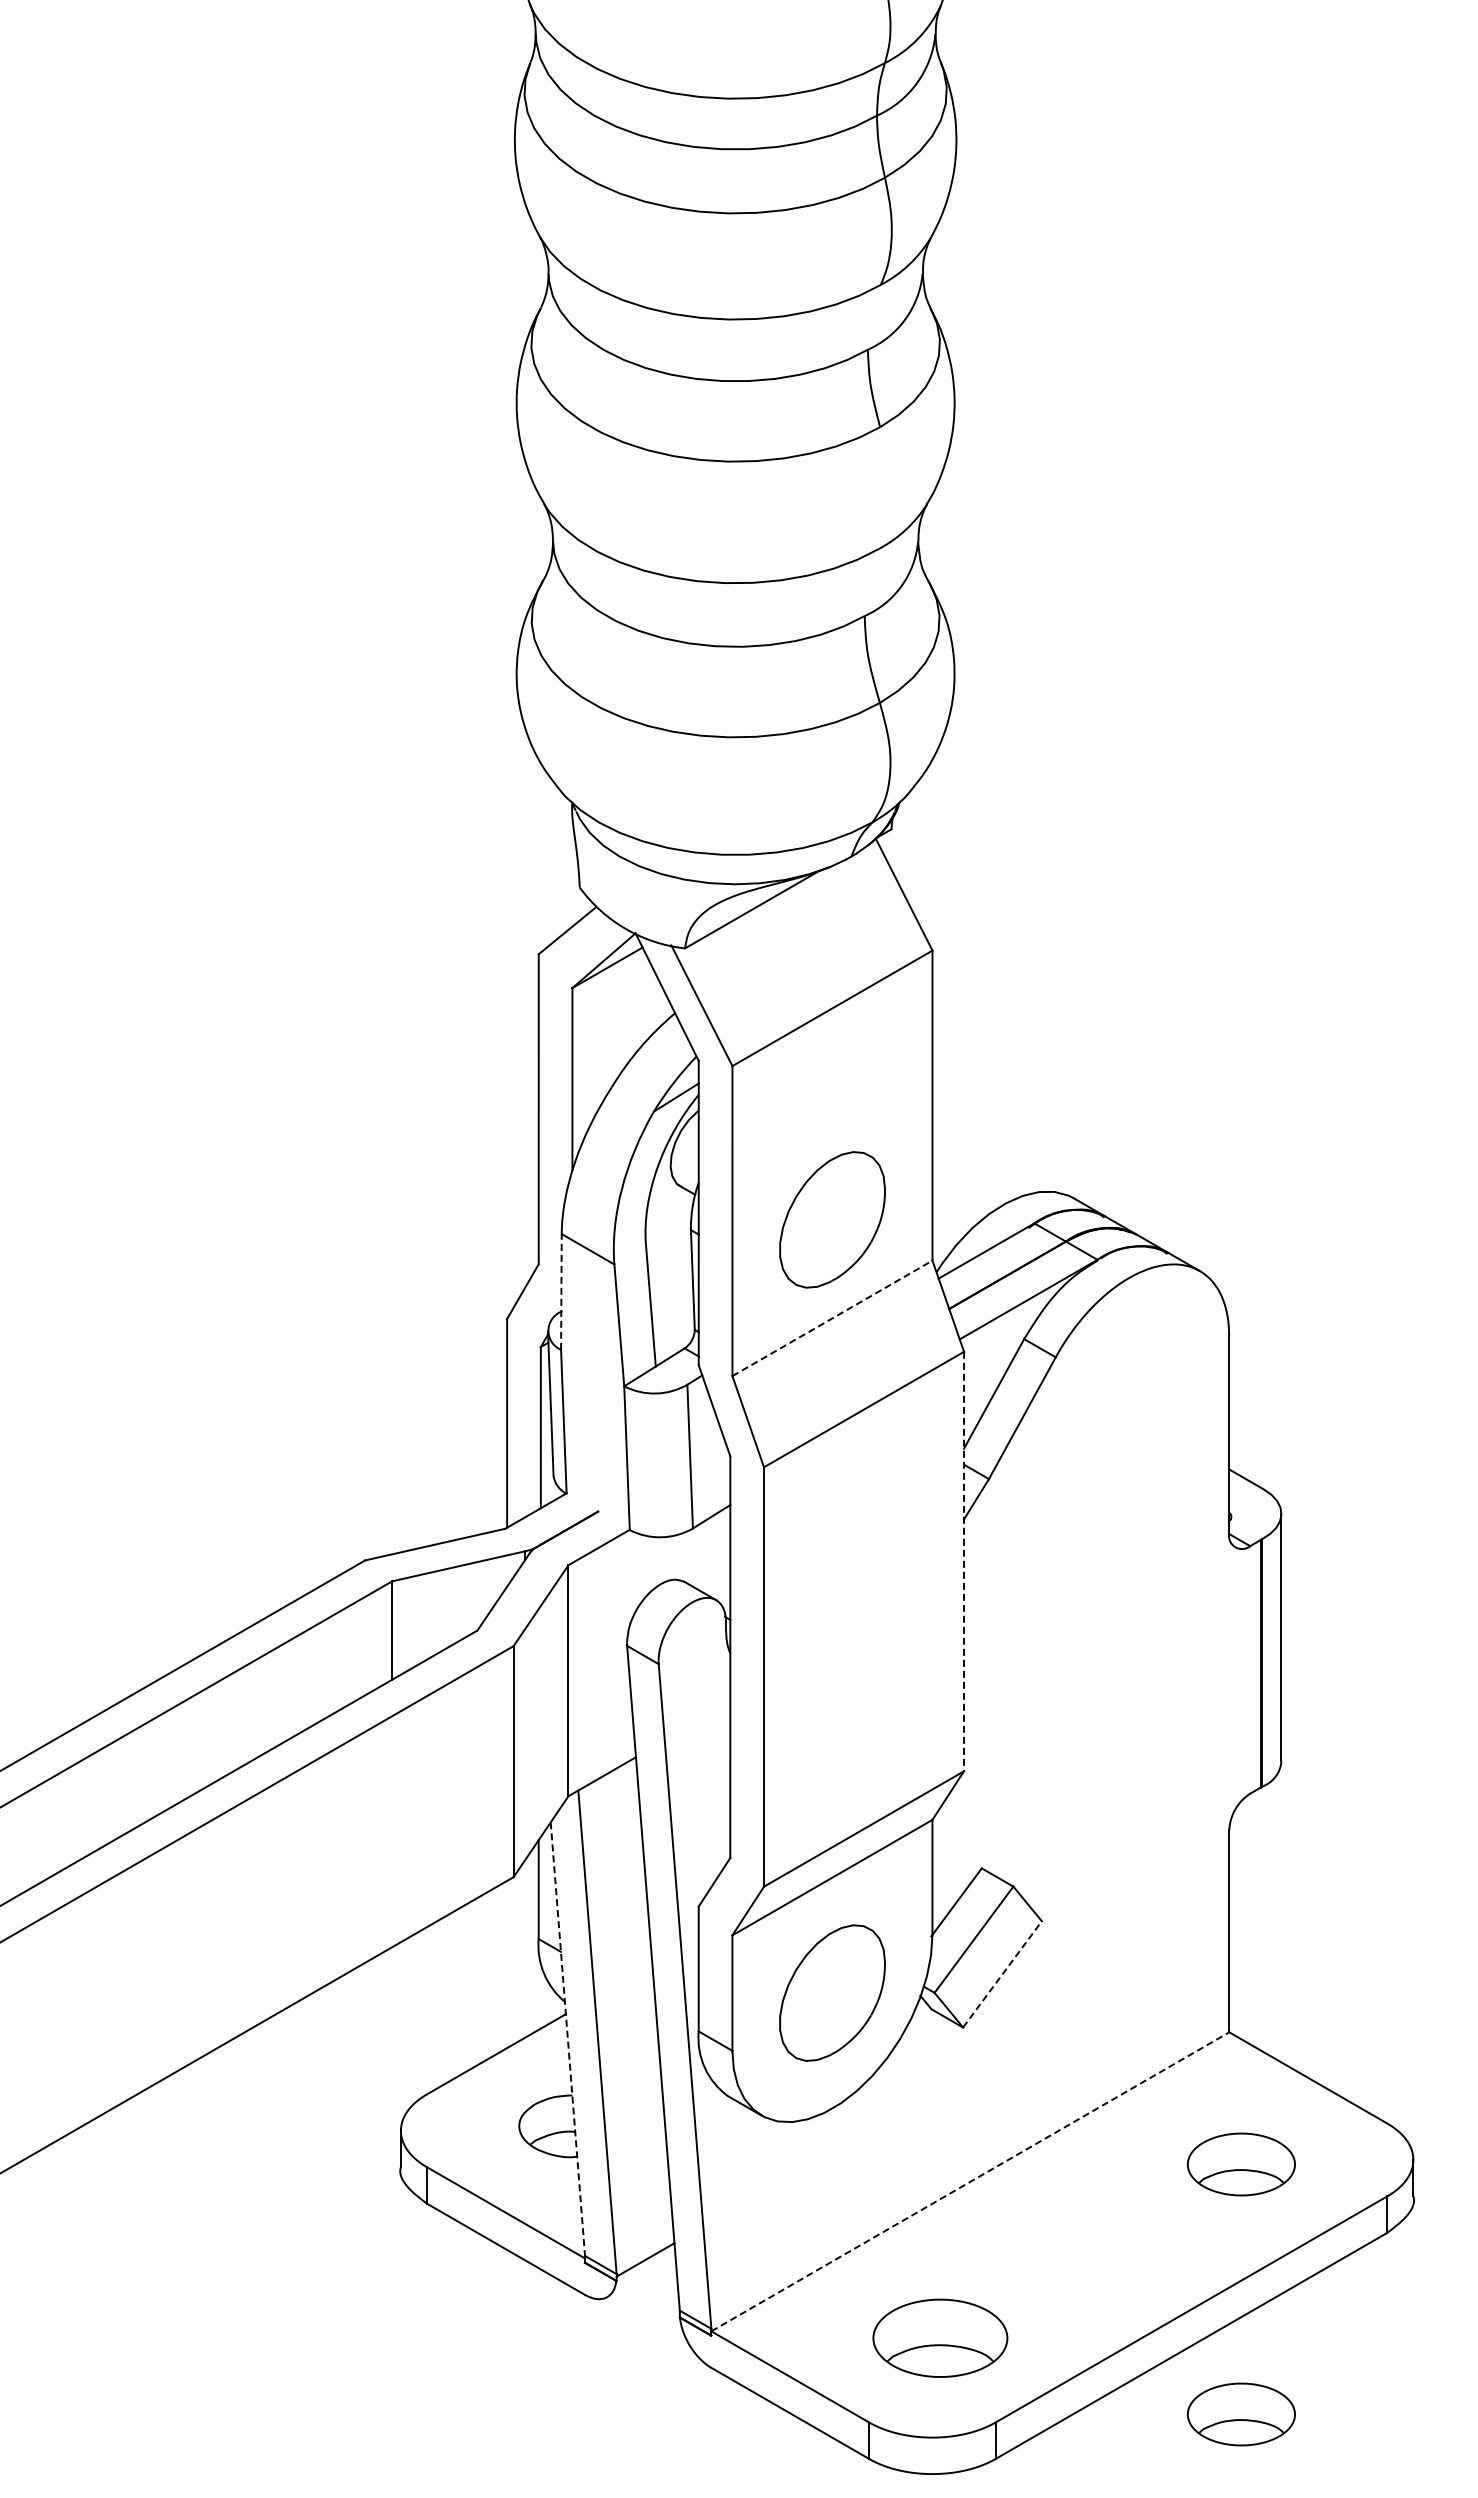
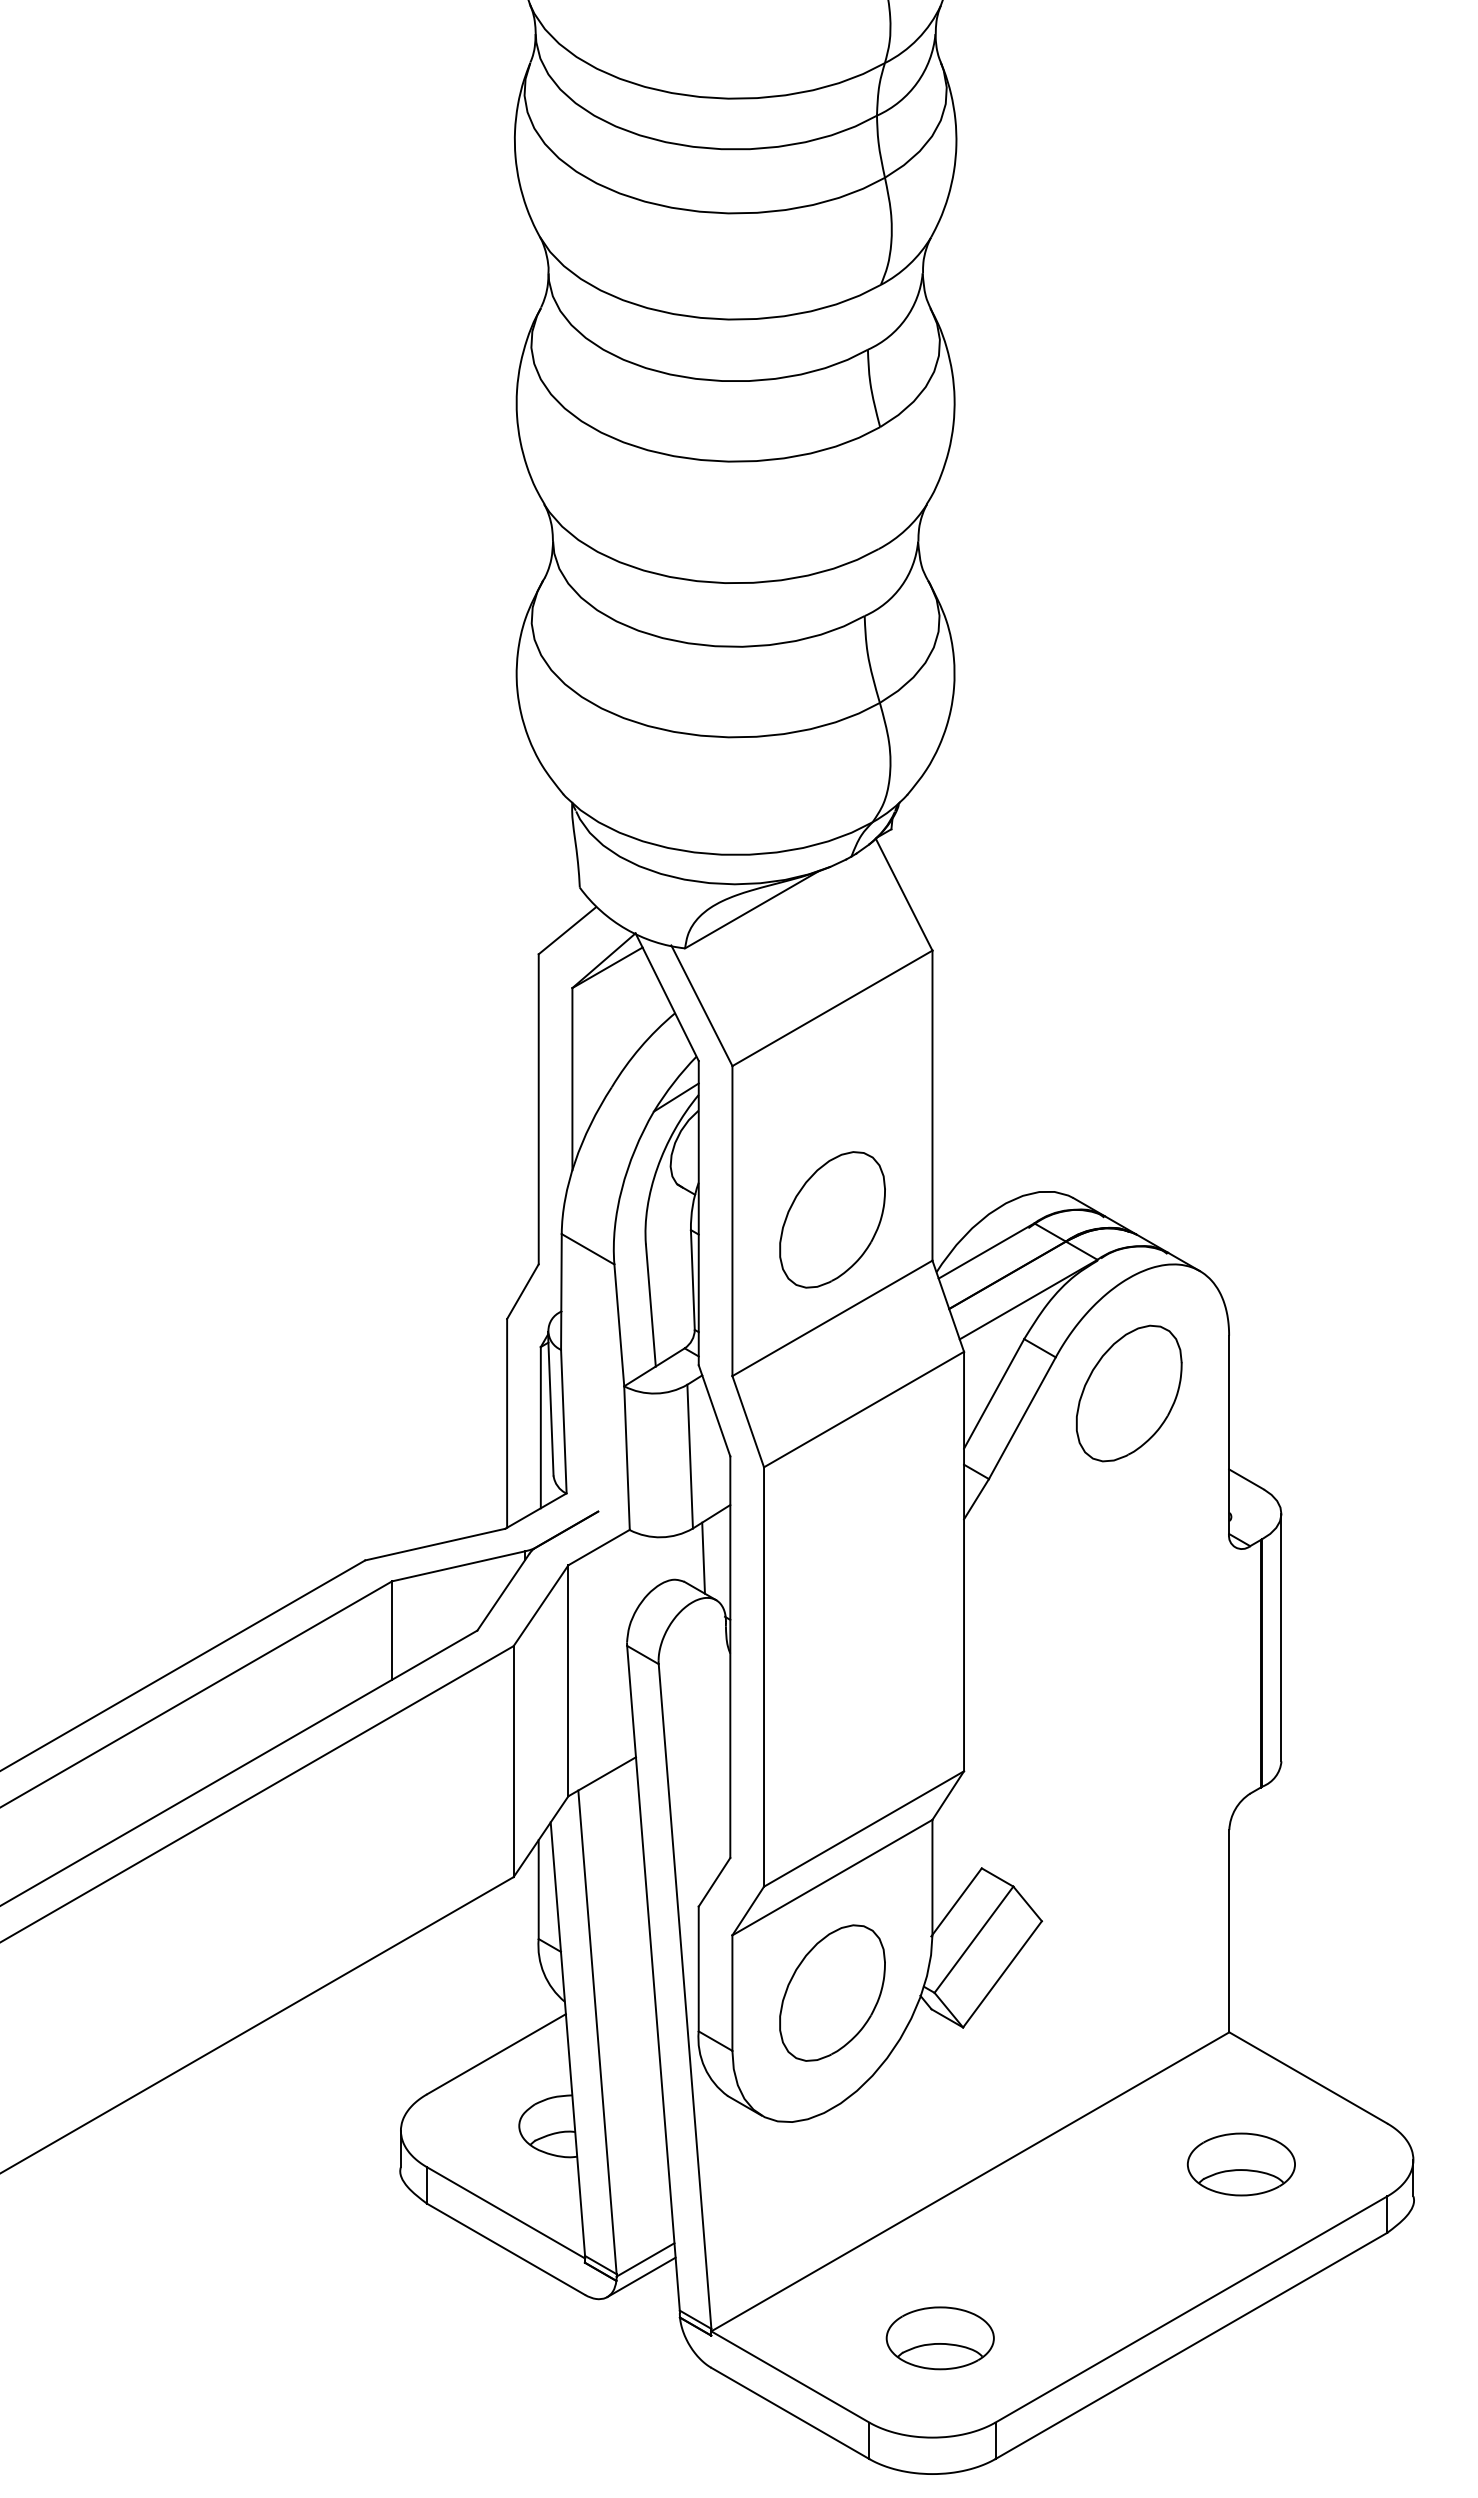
line: dashed -> solid (561, 1291)
line: dashed -> solid (832, 1318)
part: none -> present (1128, 1393)
line: none -> present (703, 1557)
line: dashed -> solid (964, 1561)
line: dashed -> solid (1002, 1973)
line: dashed -> solid (567, 2039)
line: dashed -> solid (970, 2181)
line: none -> present (641, 2277)
part size: 137x80 px -> 110x65 px (939, 2338)
part: present -> none (1240, 2414)
